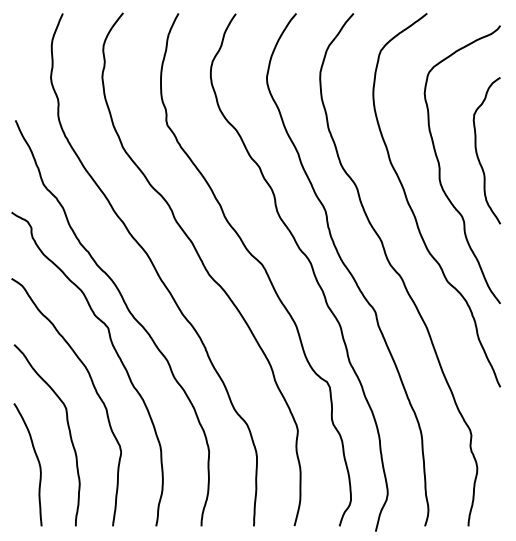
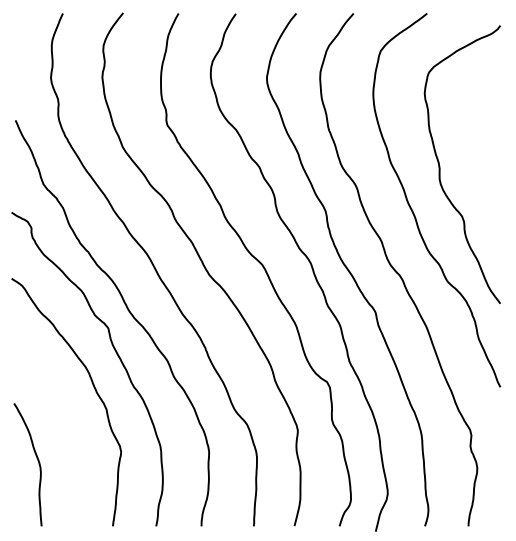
curve: present -> none (477, 151)
curve: present -> none (68, 430)
